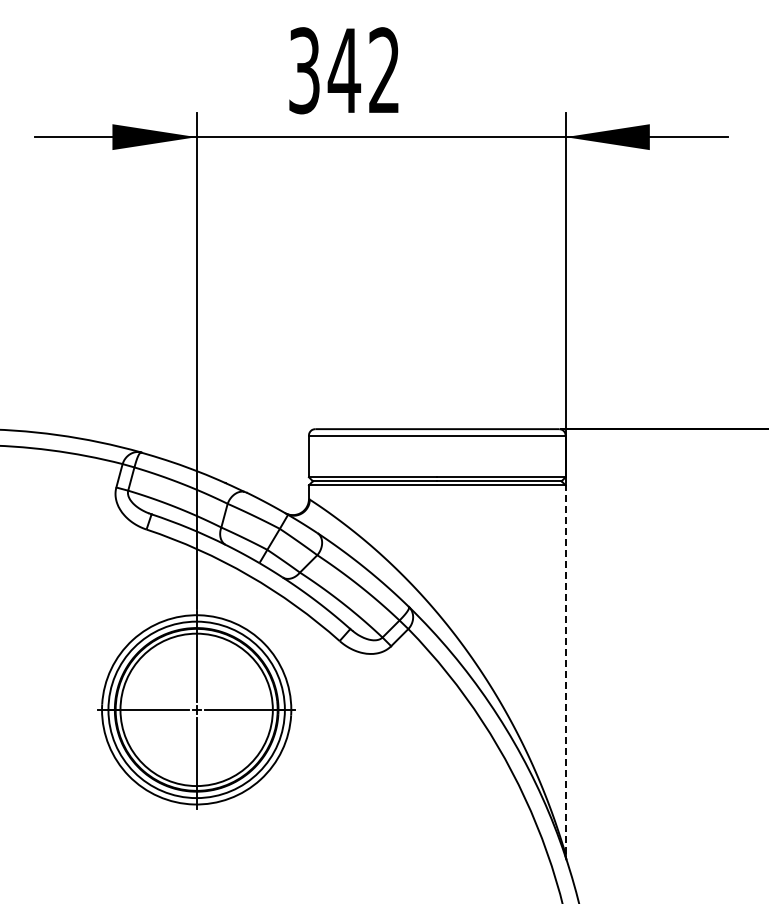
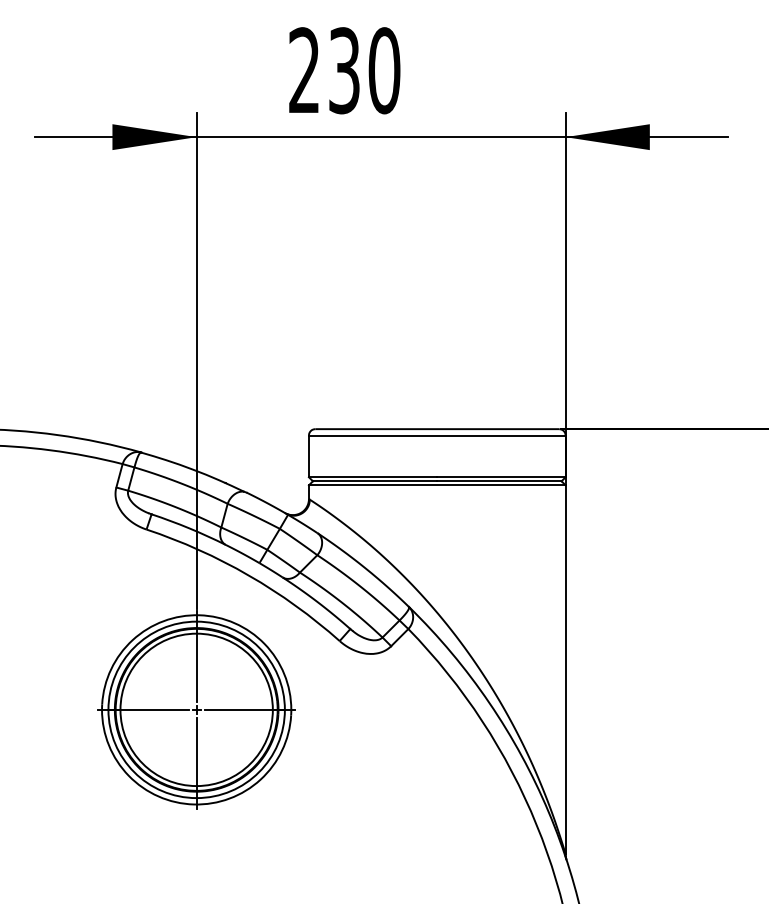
text: 342 -> 230 (344, 70)
line: dashed -> solid (565, 669)
